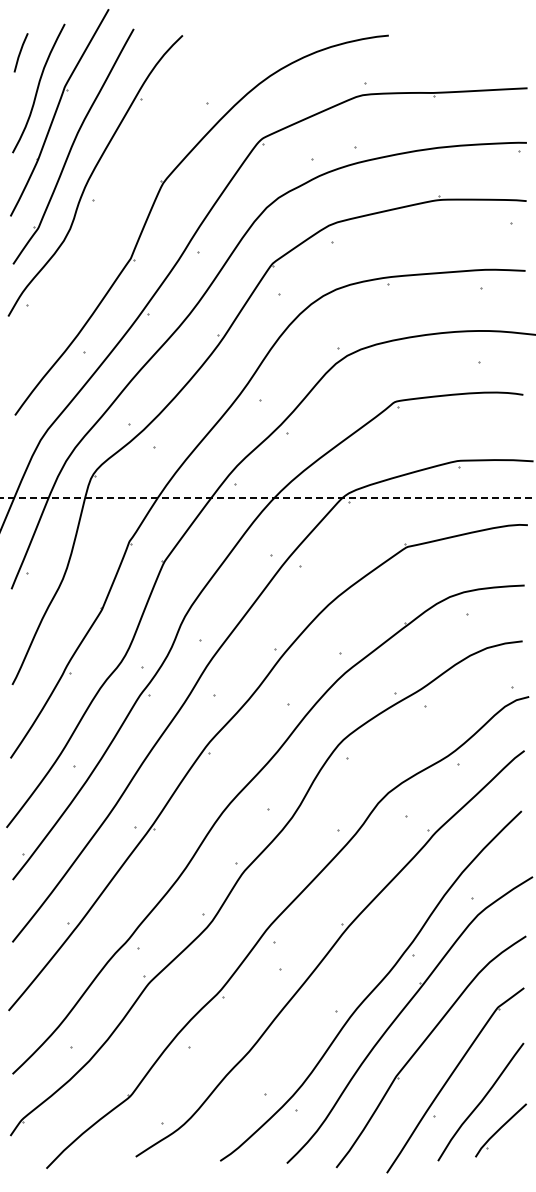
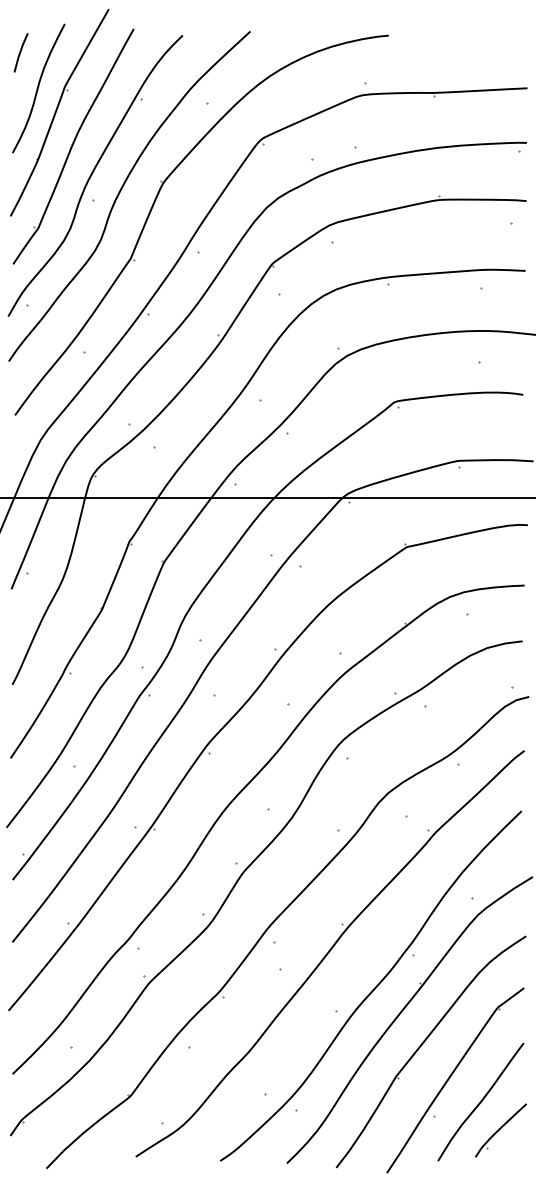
curve: none -> present (120, 192)
line: dashed -> solid (267, 498)
